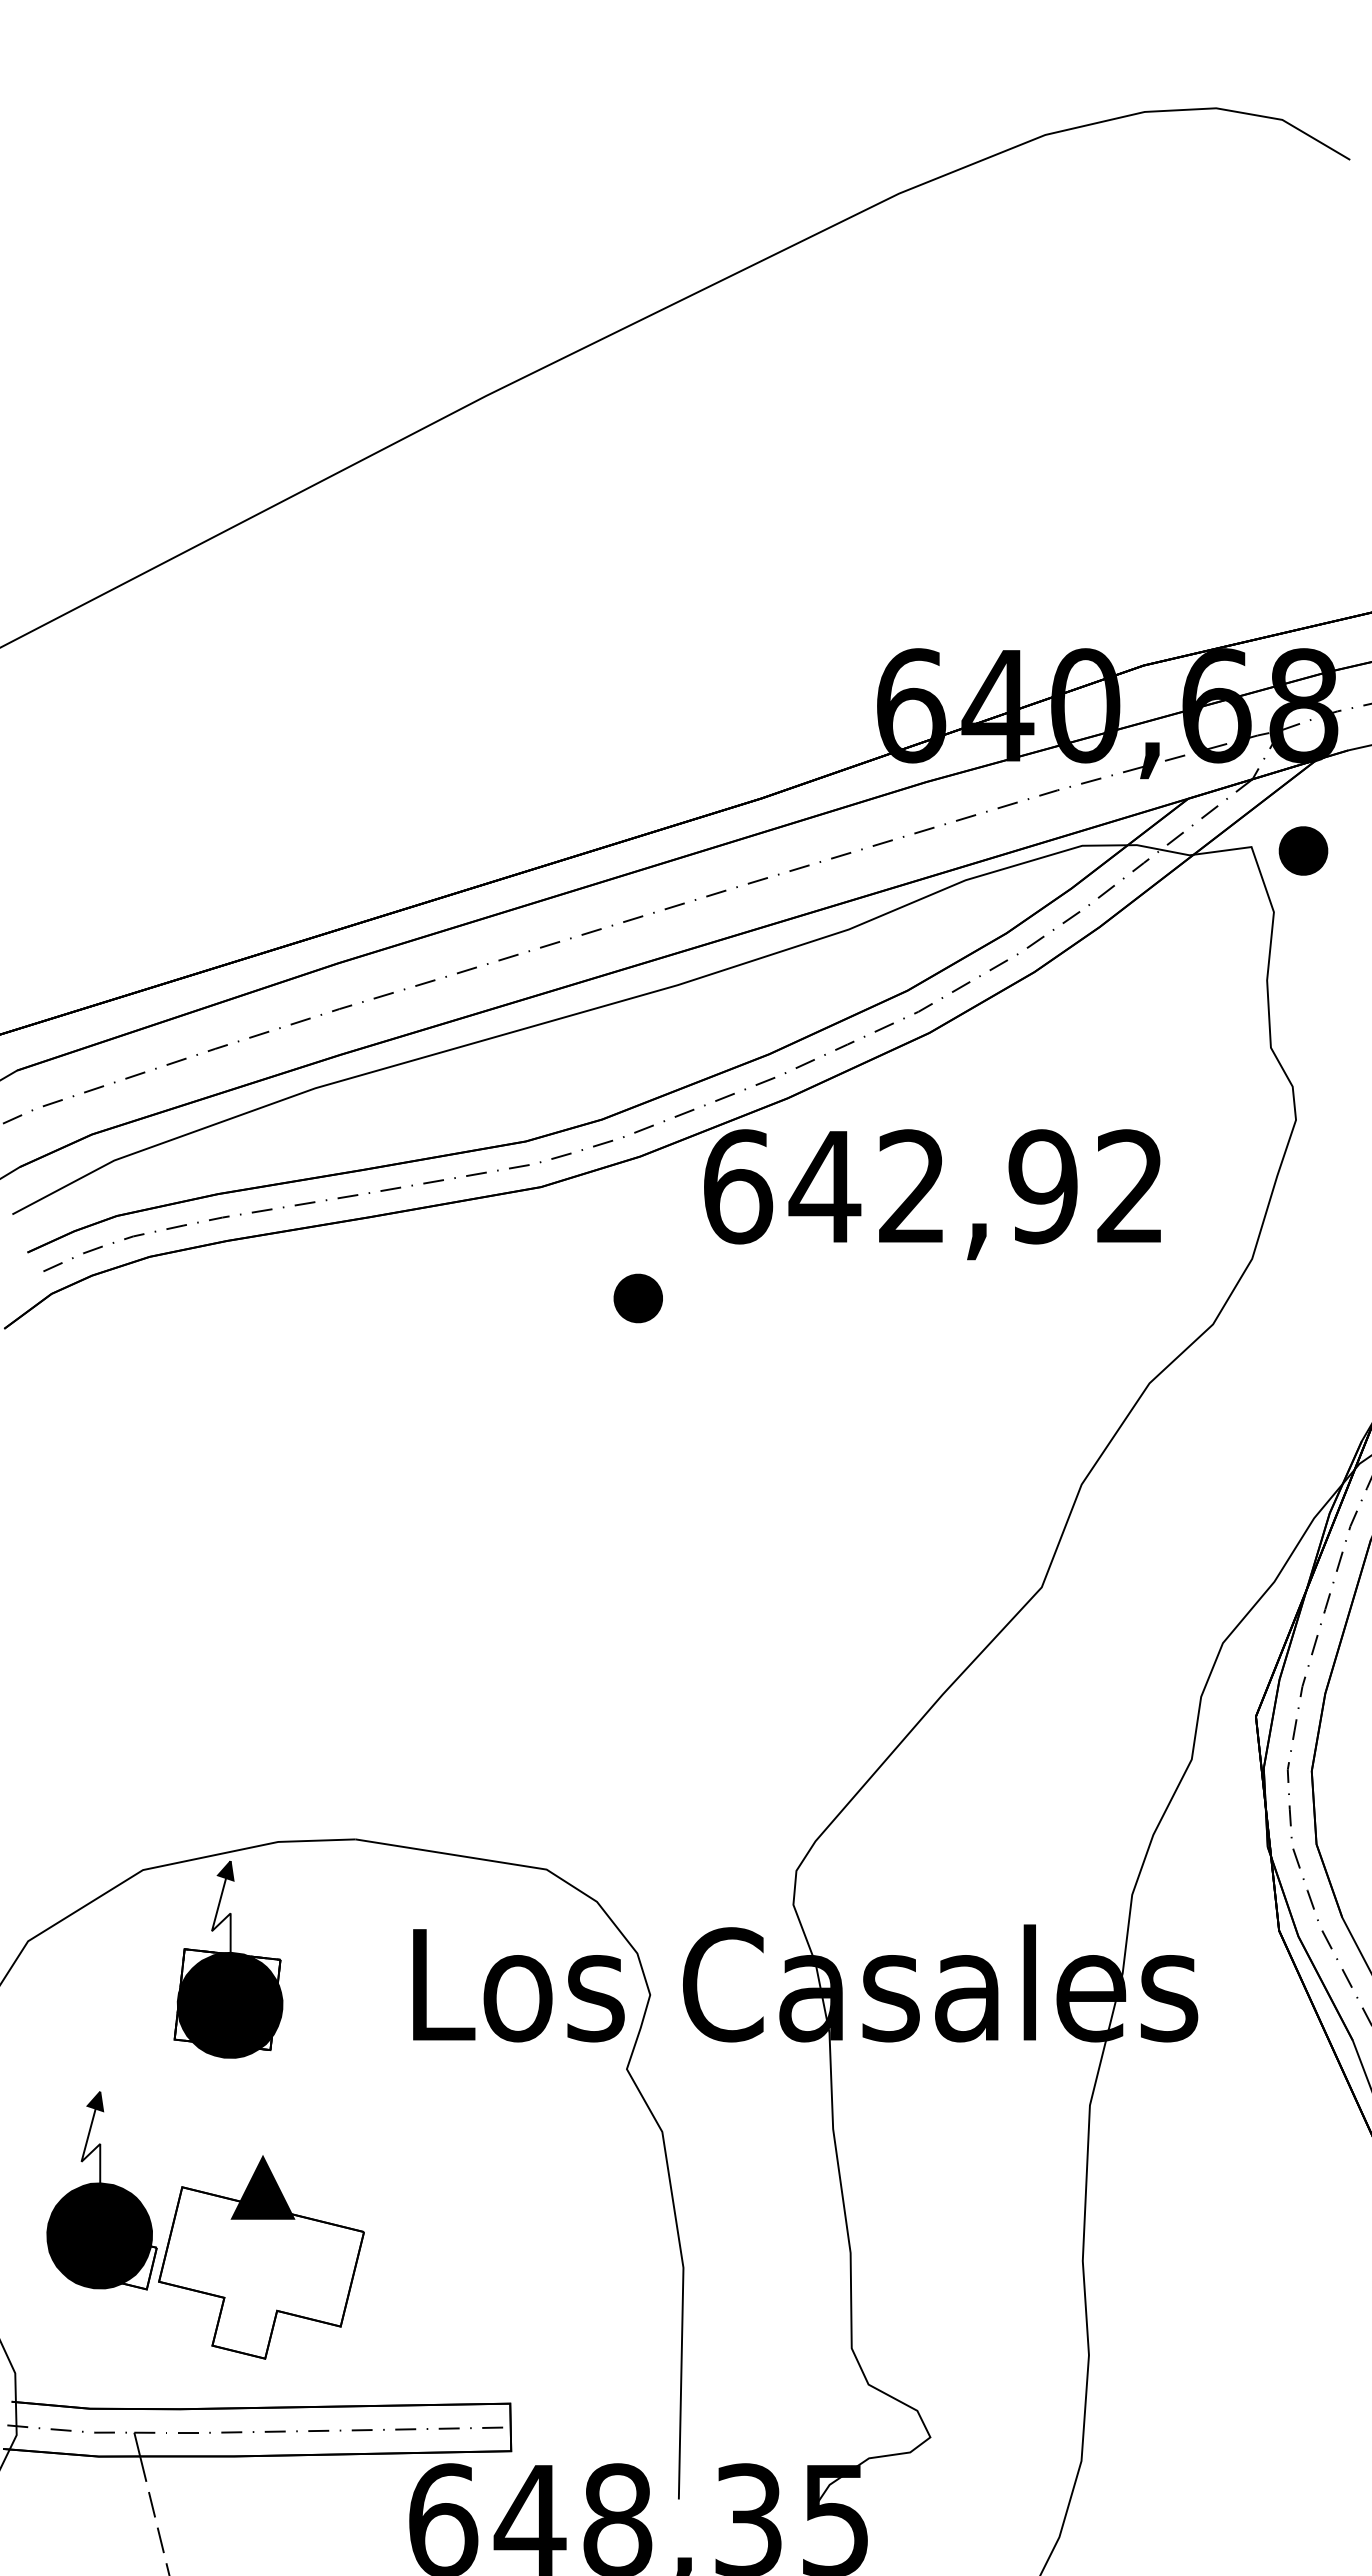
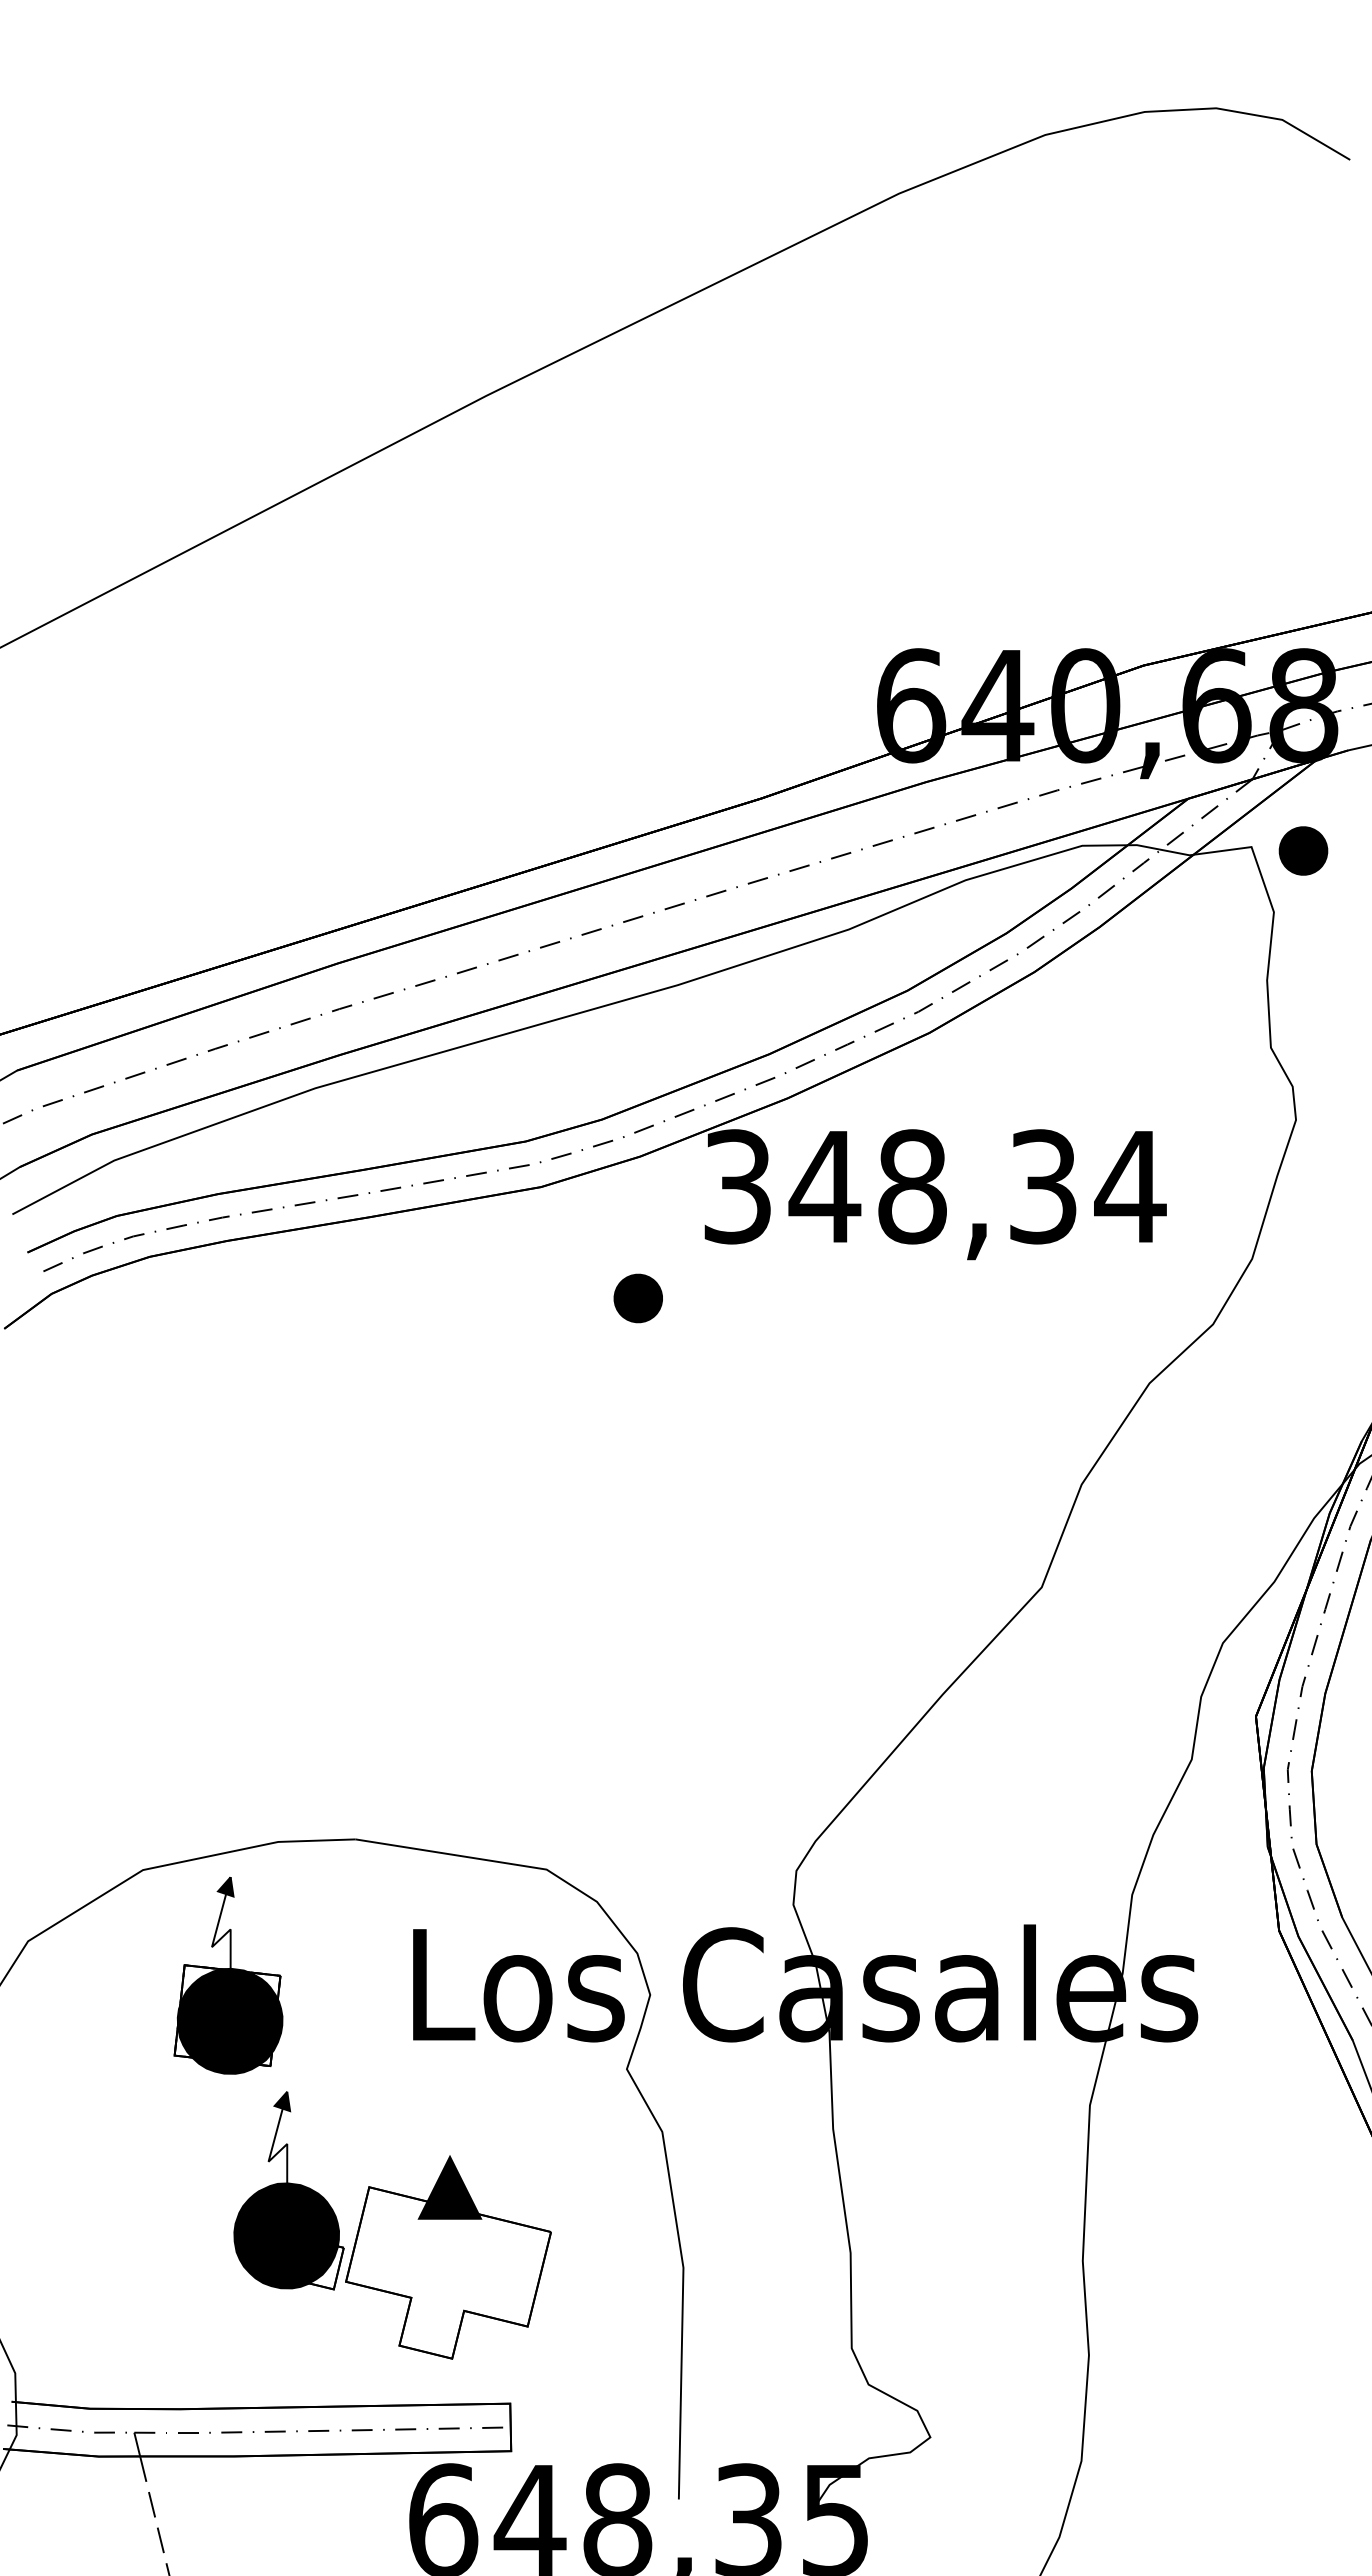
text: 642,92 -> 348,34 (935, 1186)
part position: (228, 1959) -> (228, 1975) (228, 1975)
part position: (205, 2225) -> (392, 2225) (392, 2225)
